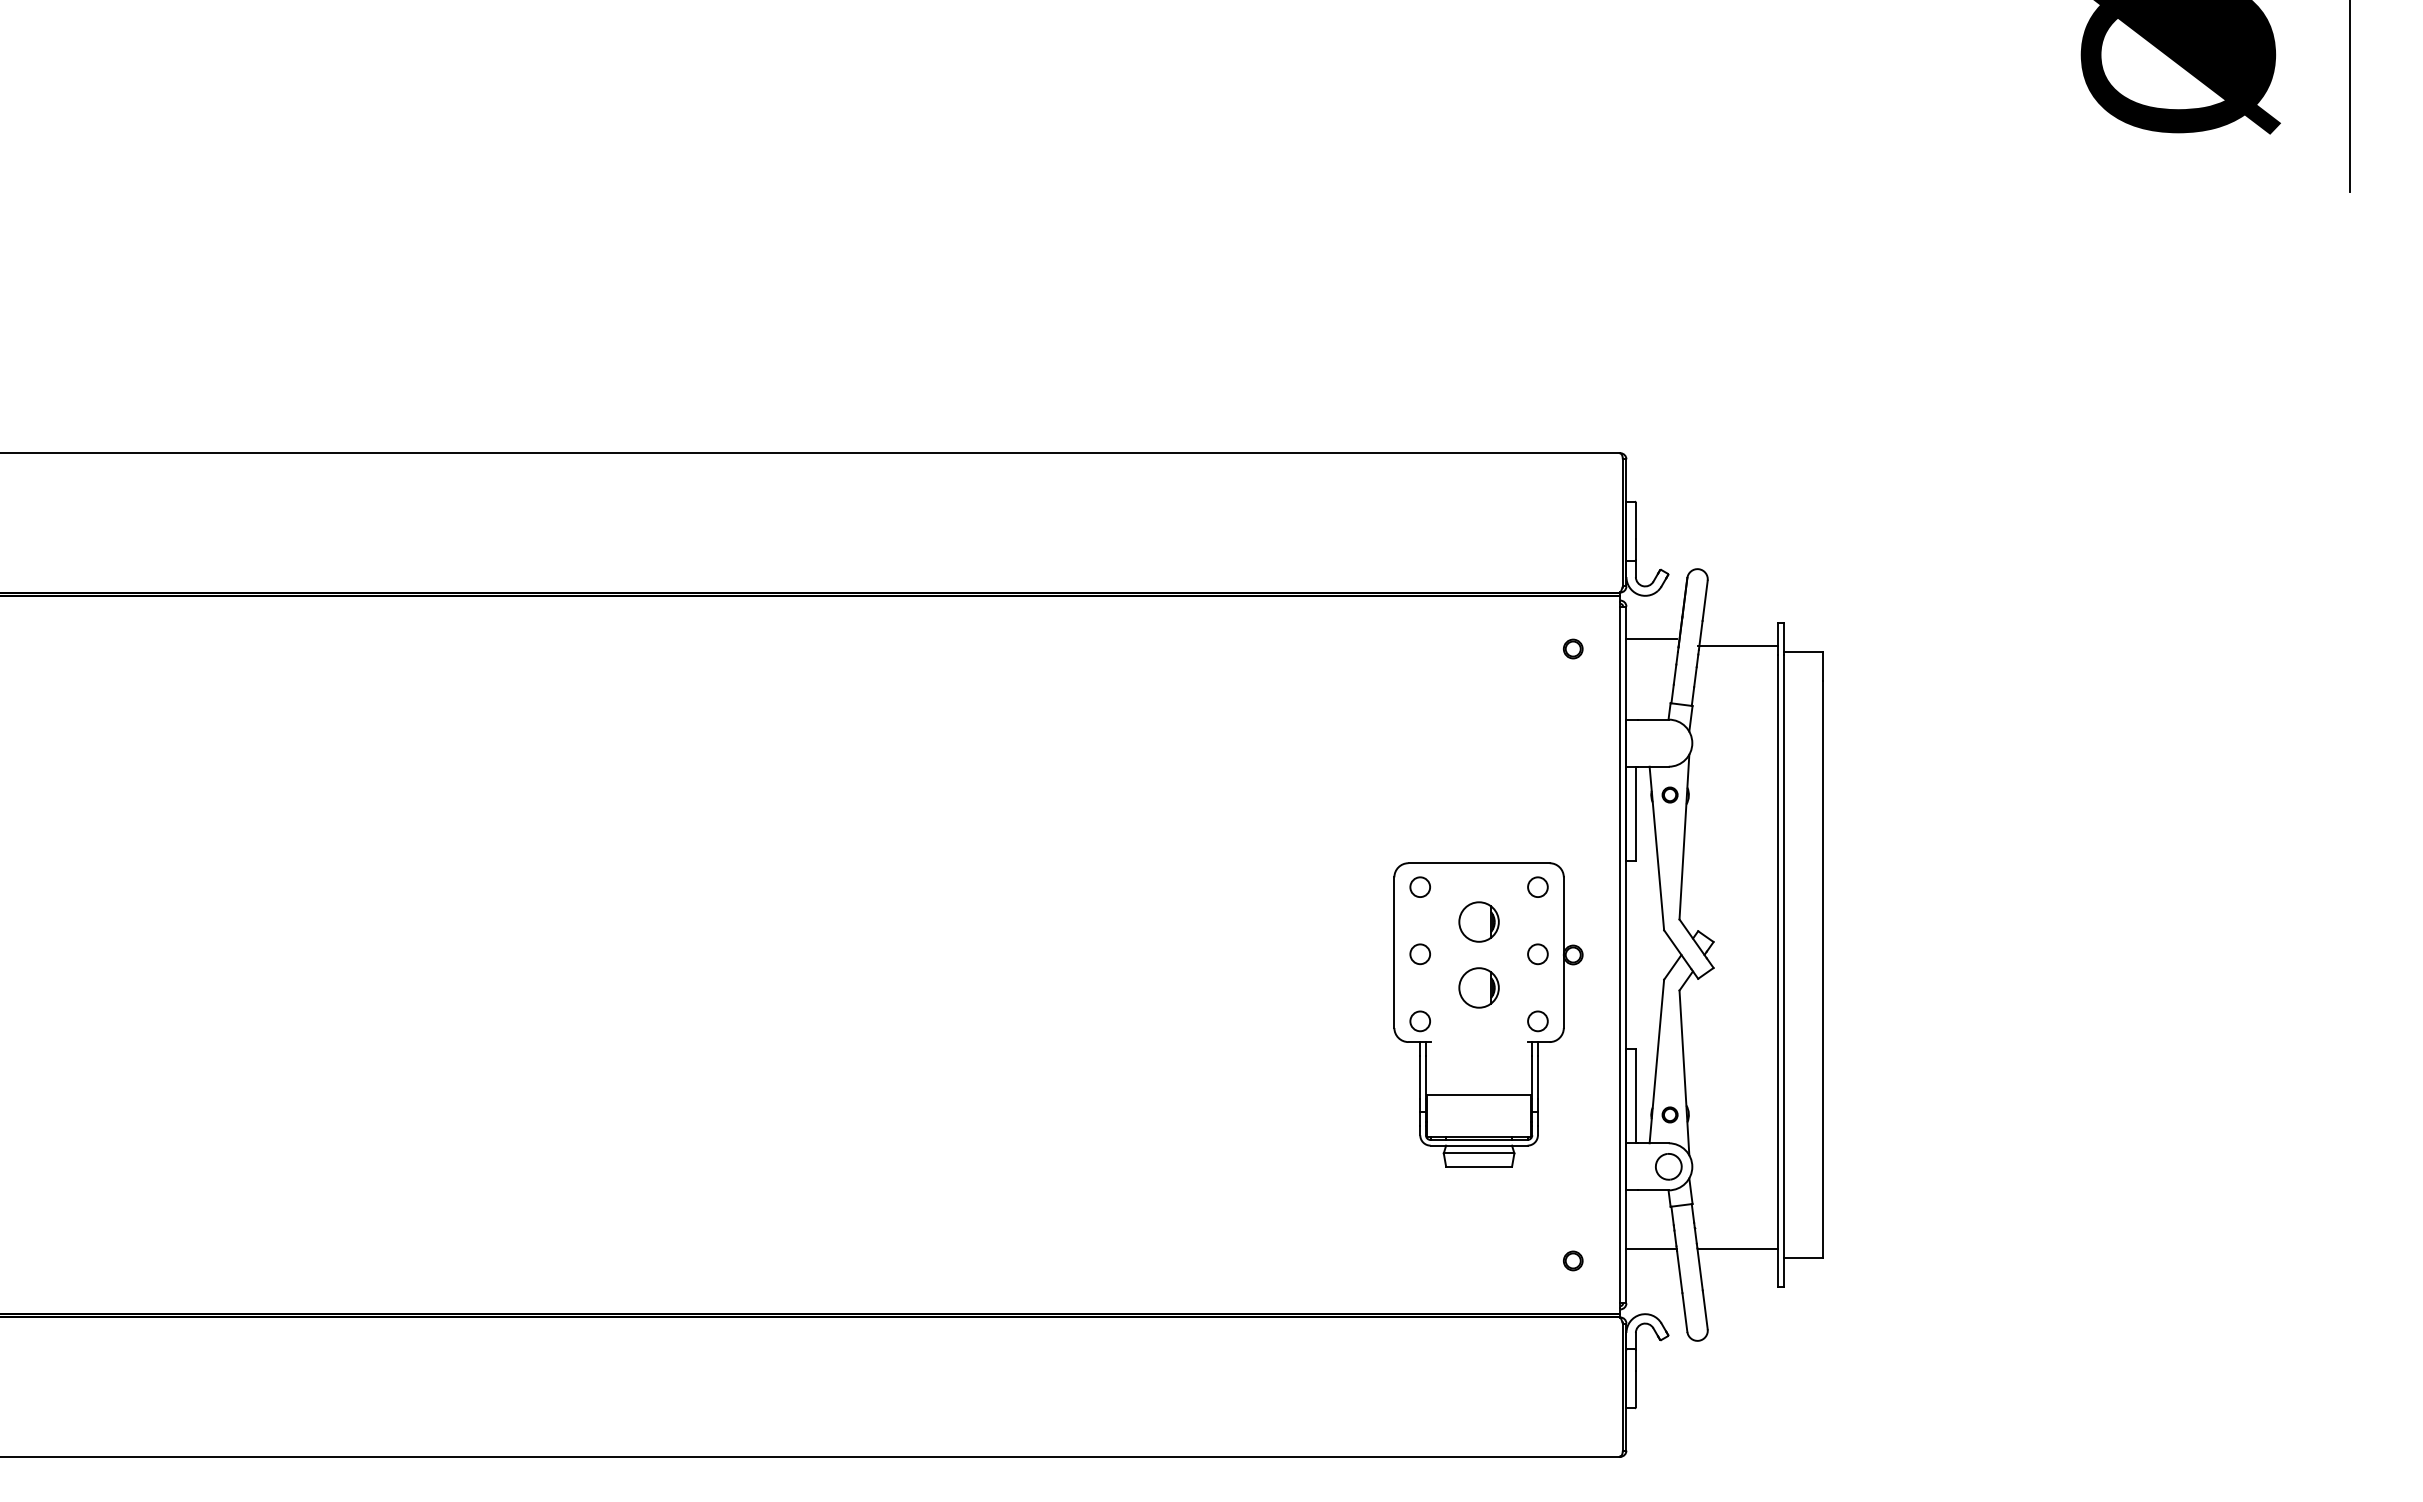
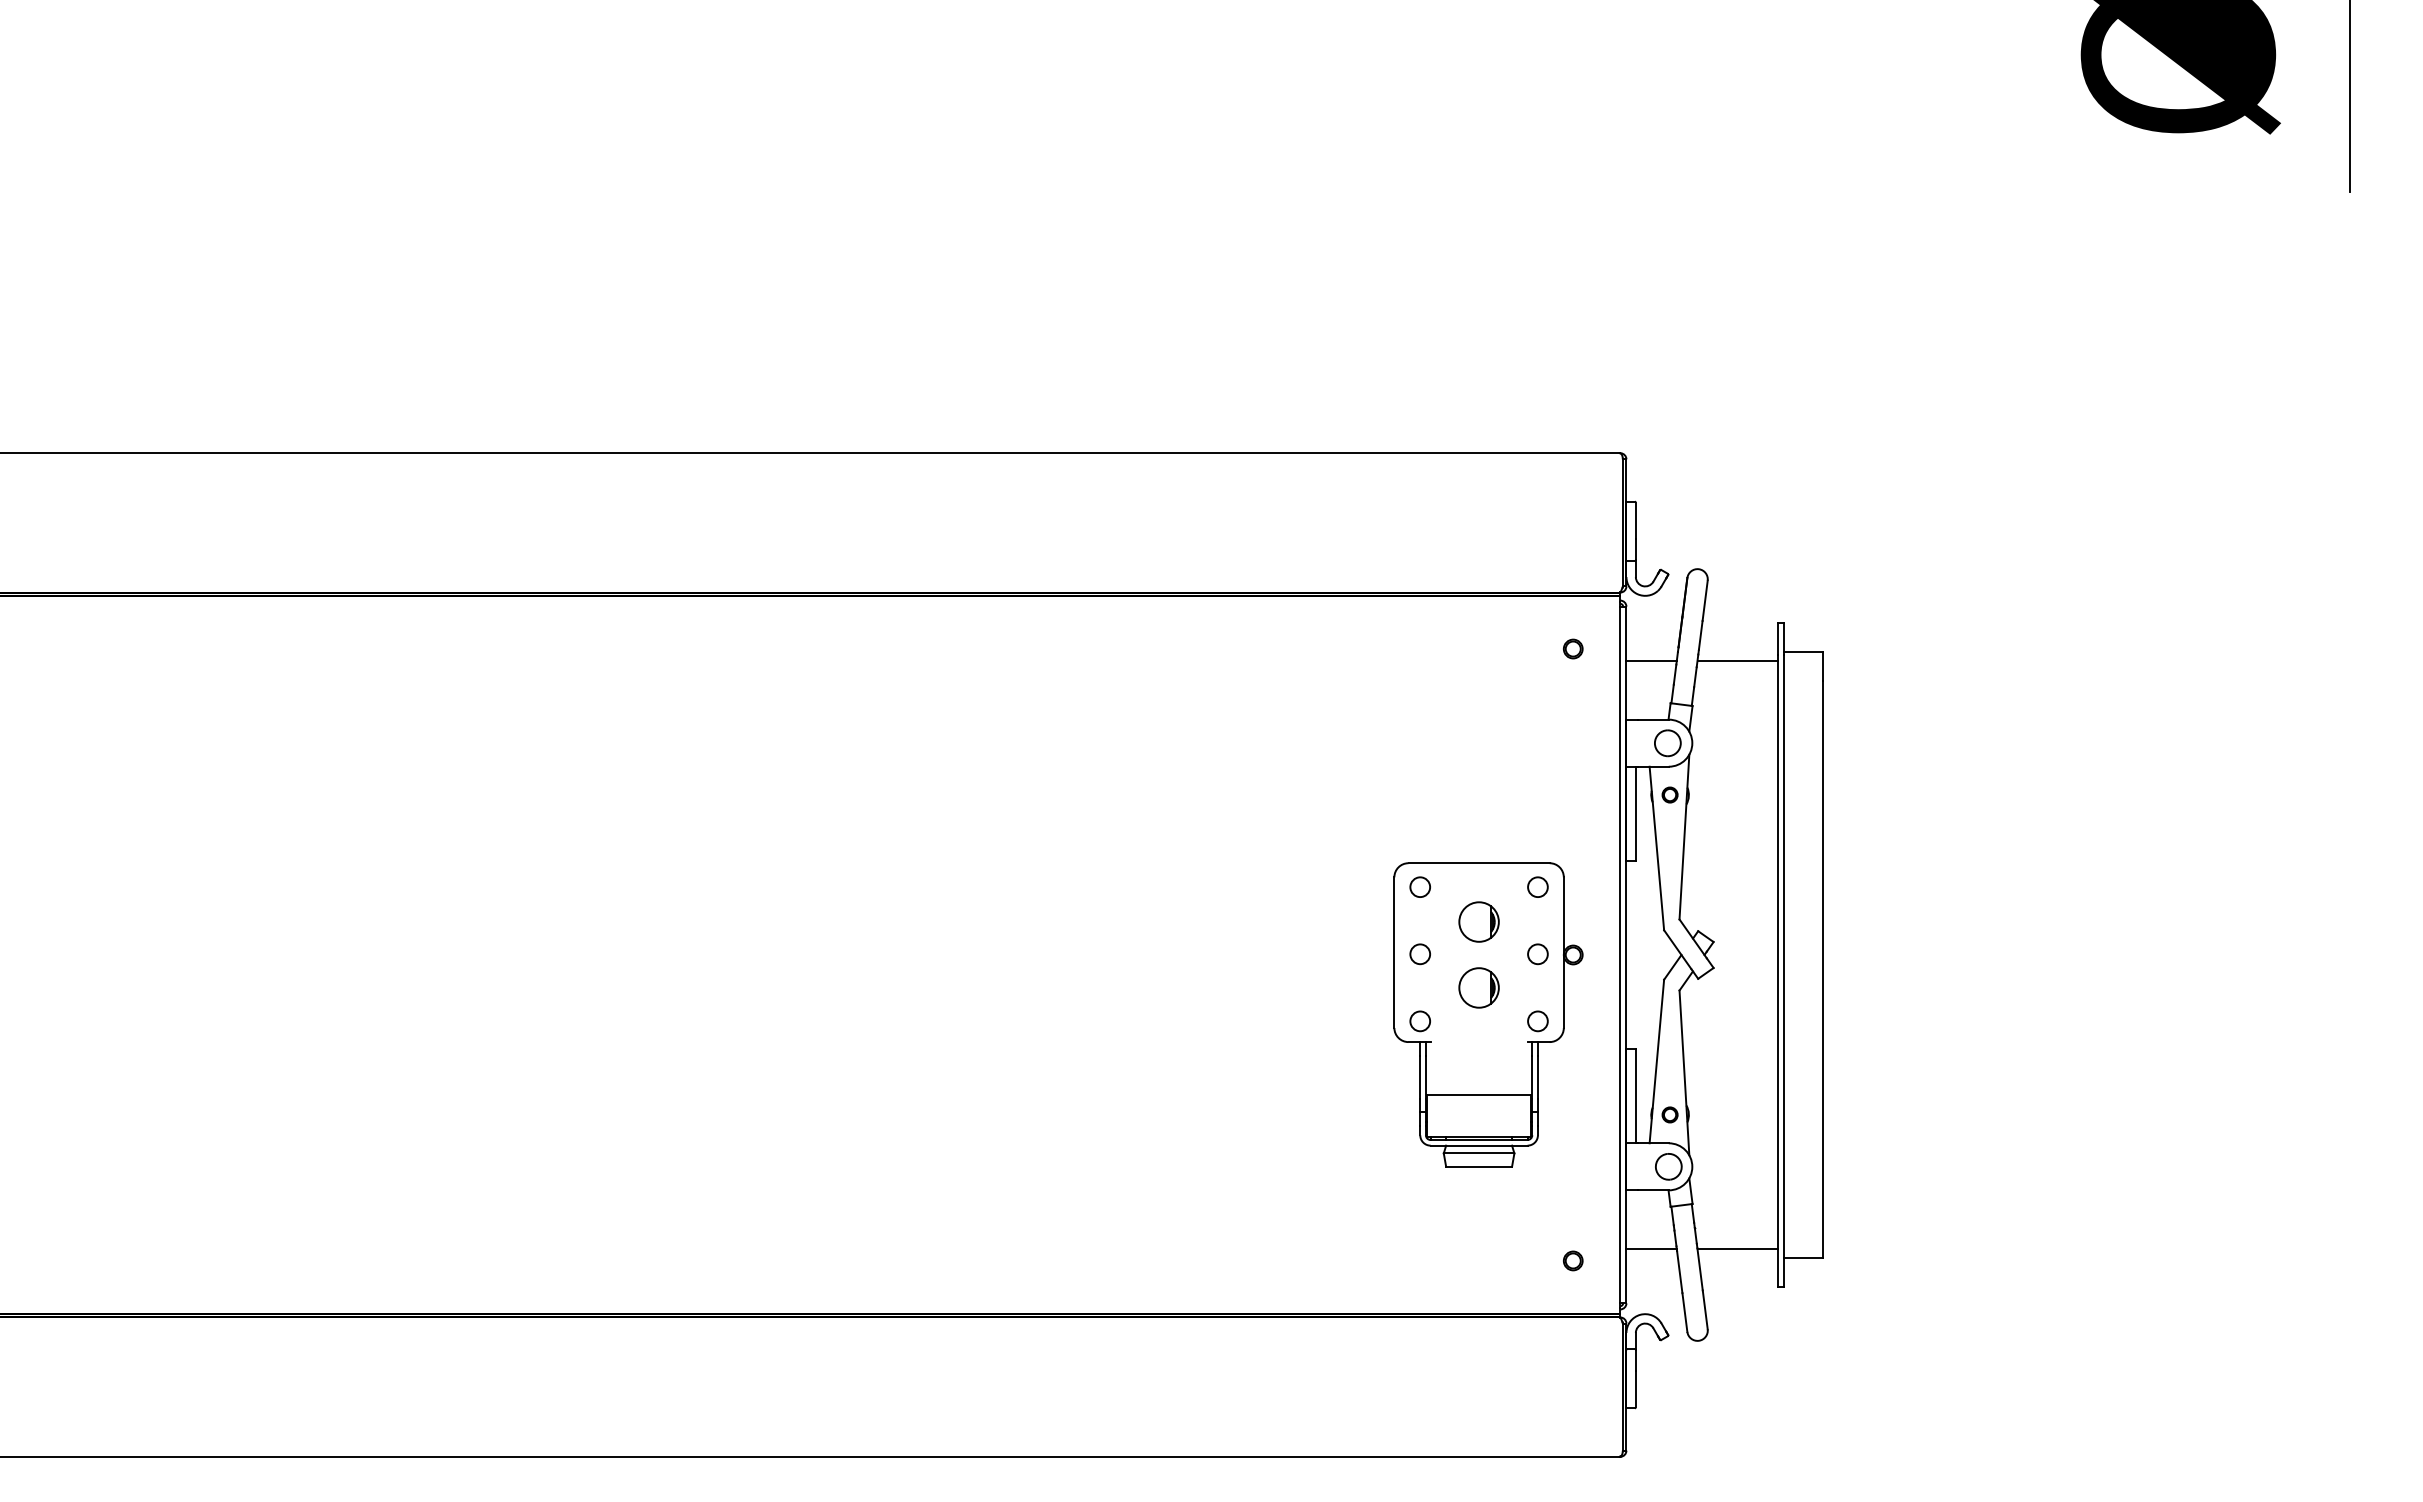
line position: (1651, 638) -> (1651, 660) (1651, 660)
line position: (1737, 645) -> (1737, 660) (1737, 660)
part: none -> present (1667, 743)
